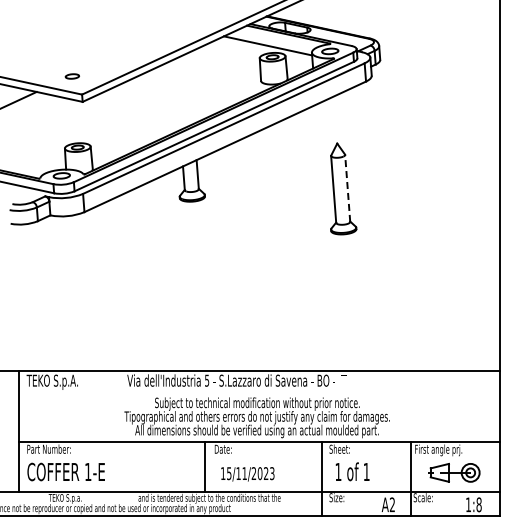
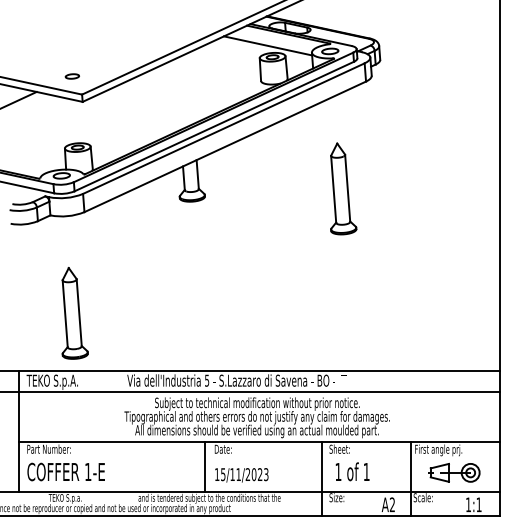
line: dashed -> solid (347, 188)
part: none -> present (74, 313)
line: none -> present (250, 392)
text position: (247, 474) -> (241, 475) (241, 475)
text: 1:8 -> 1:1 (478, 504)
